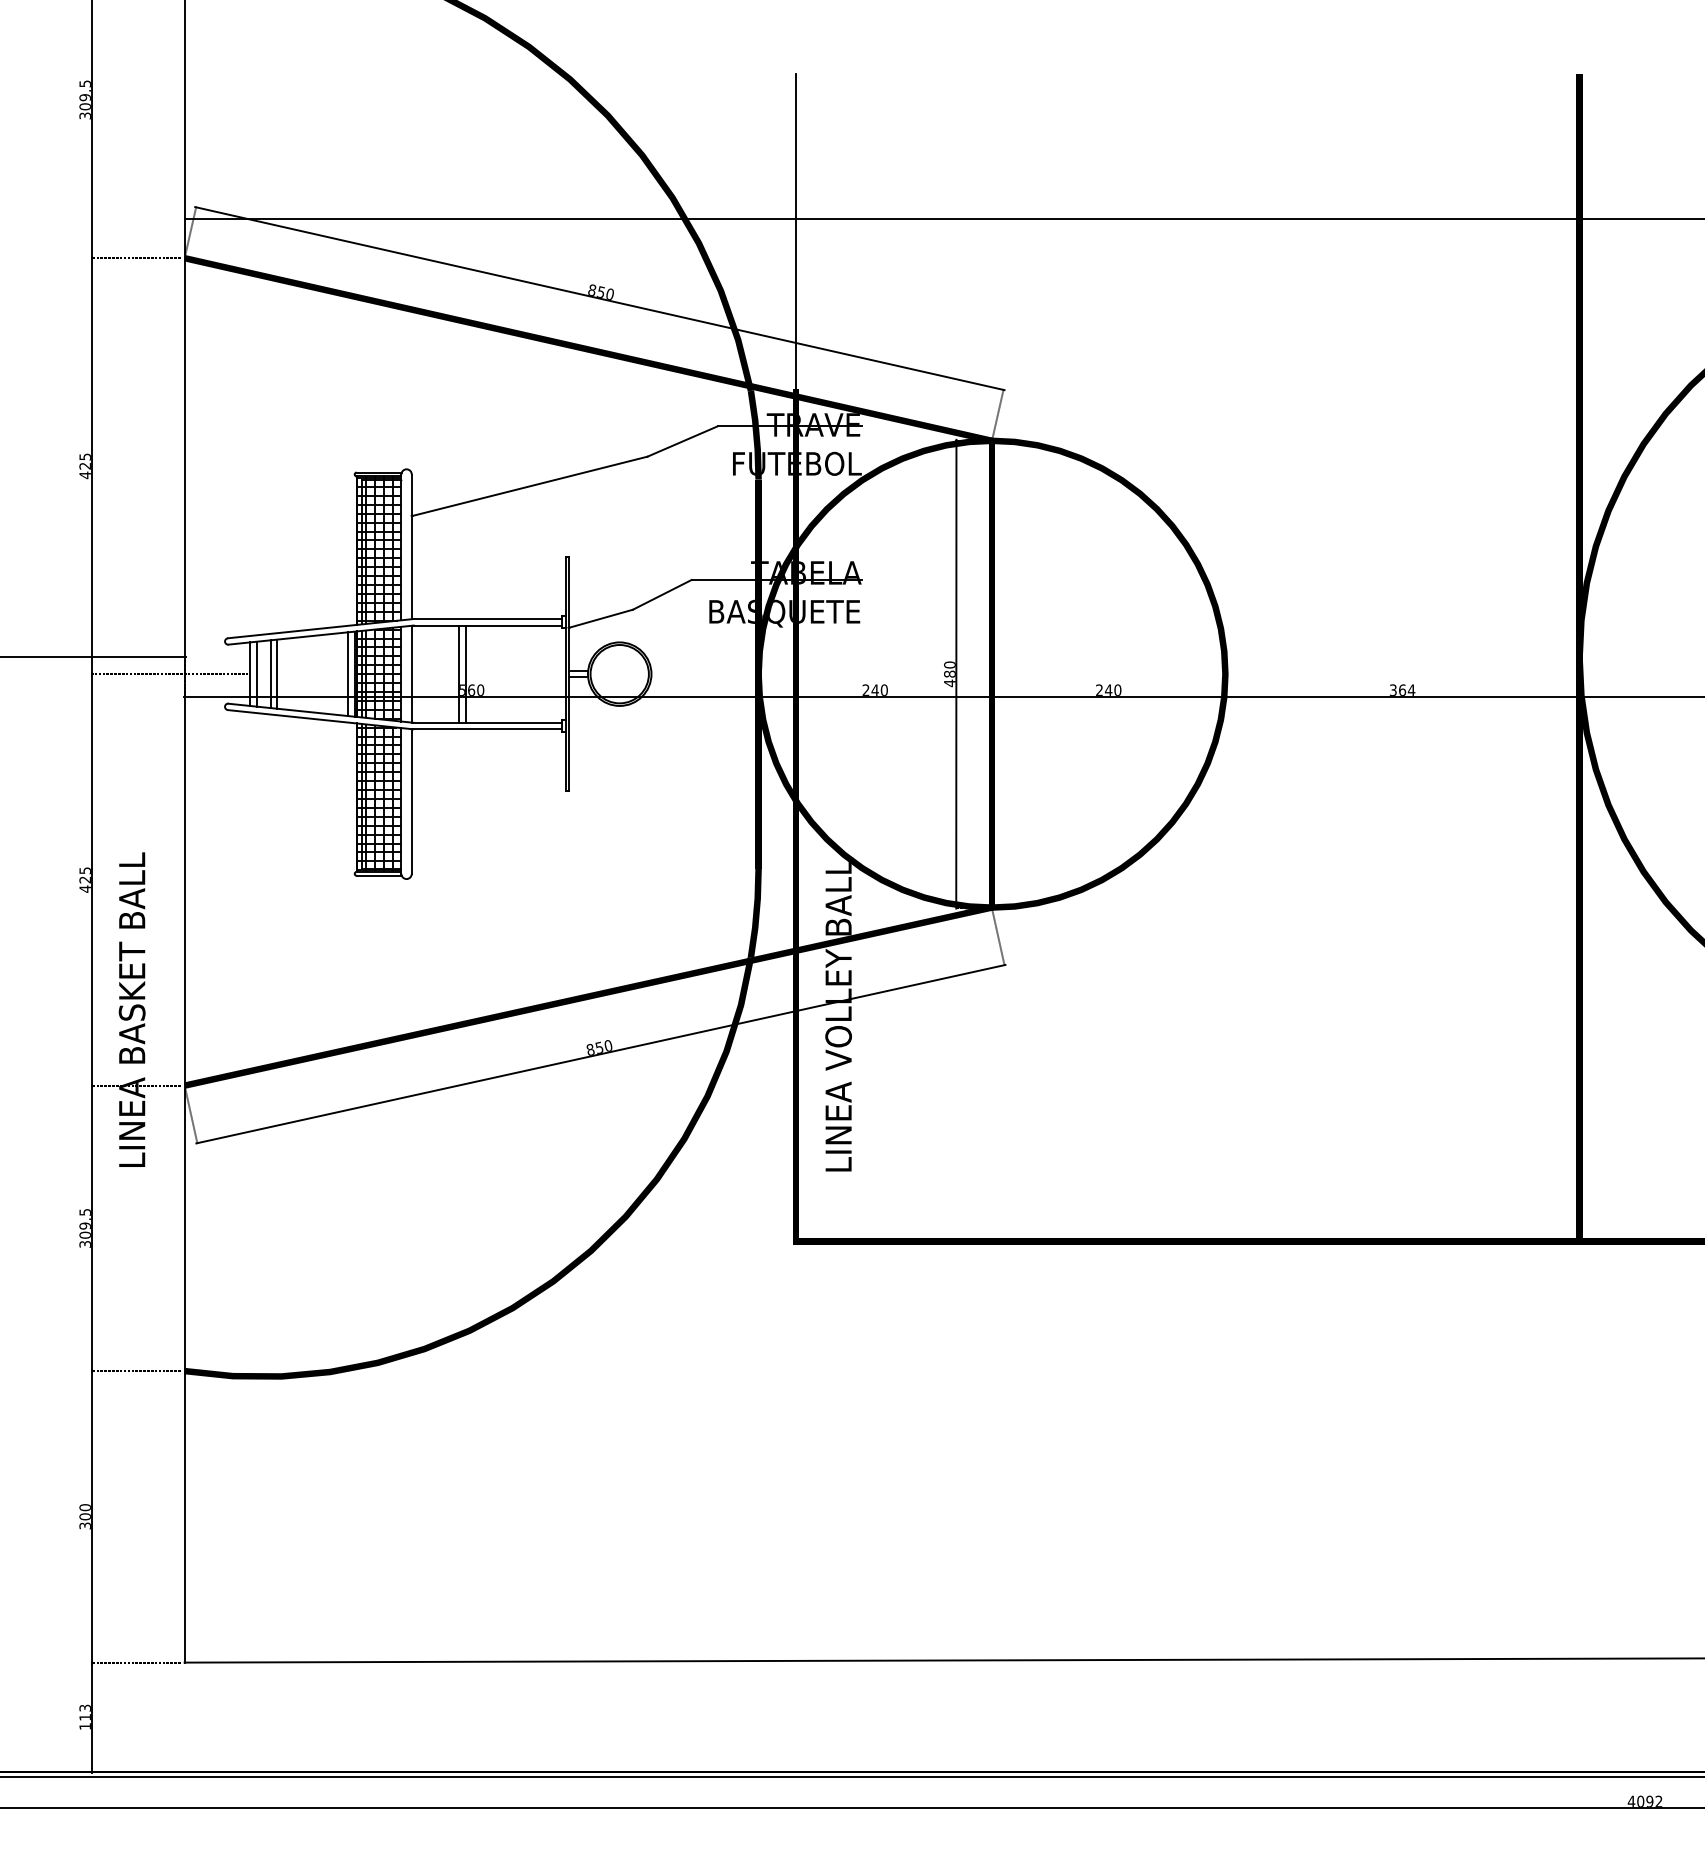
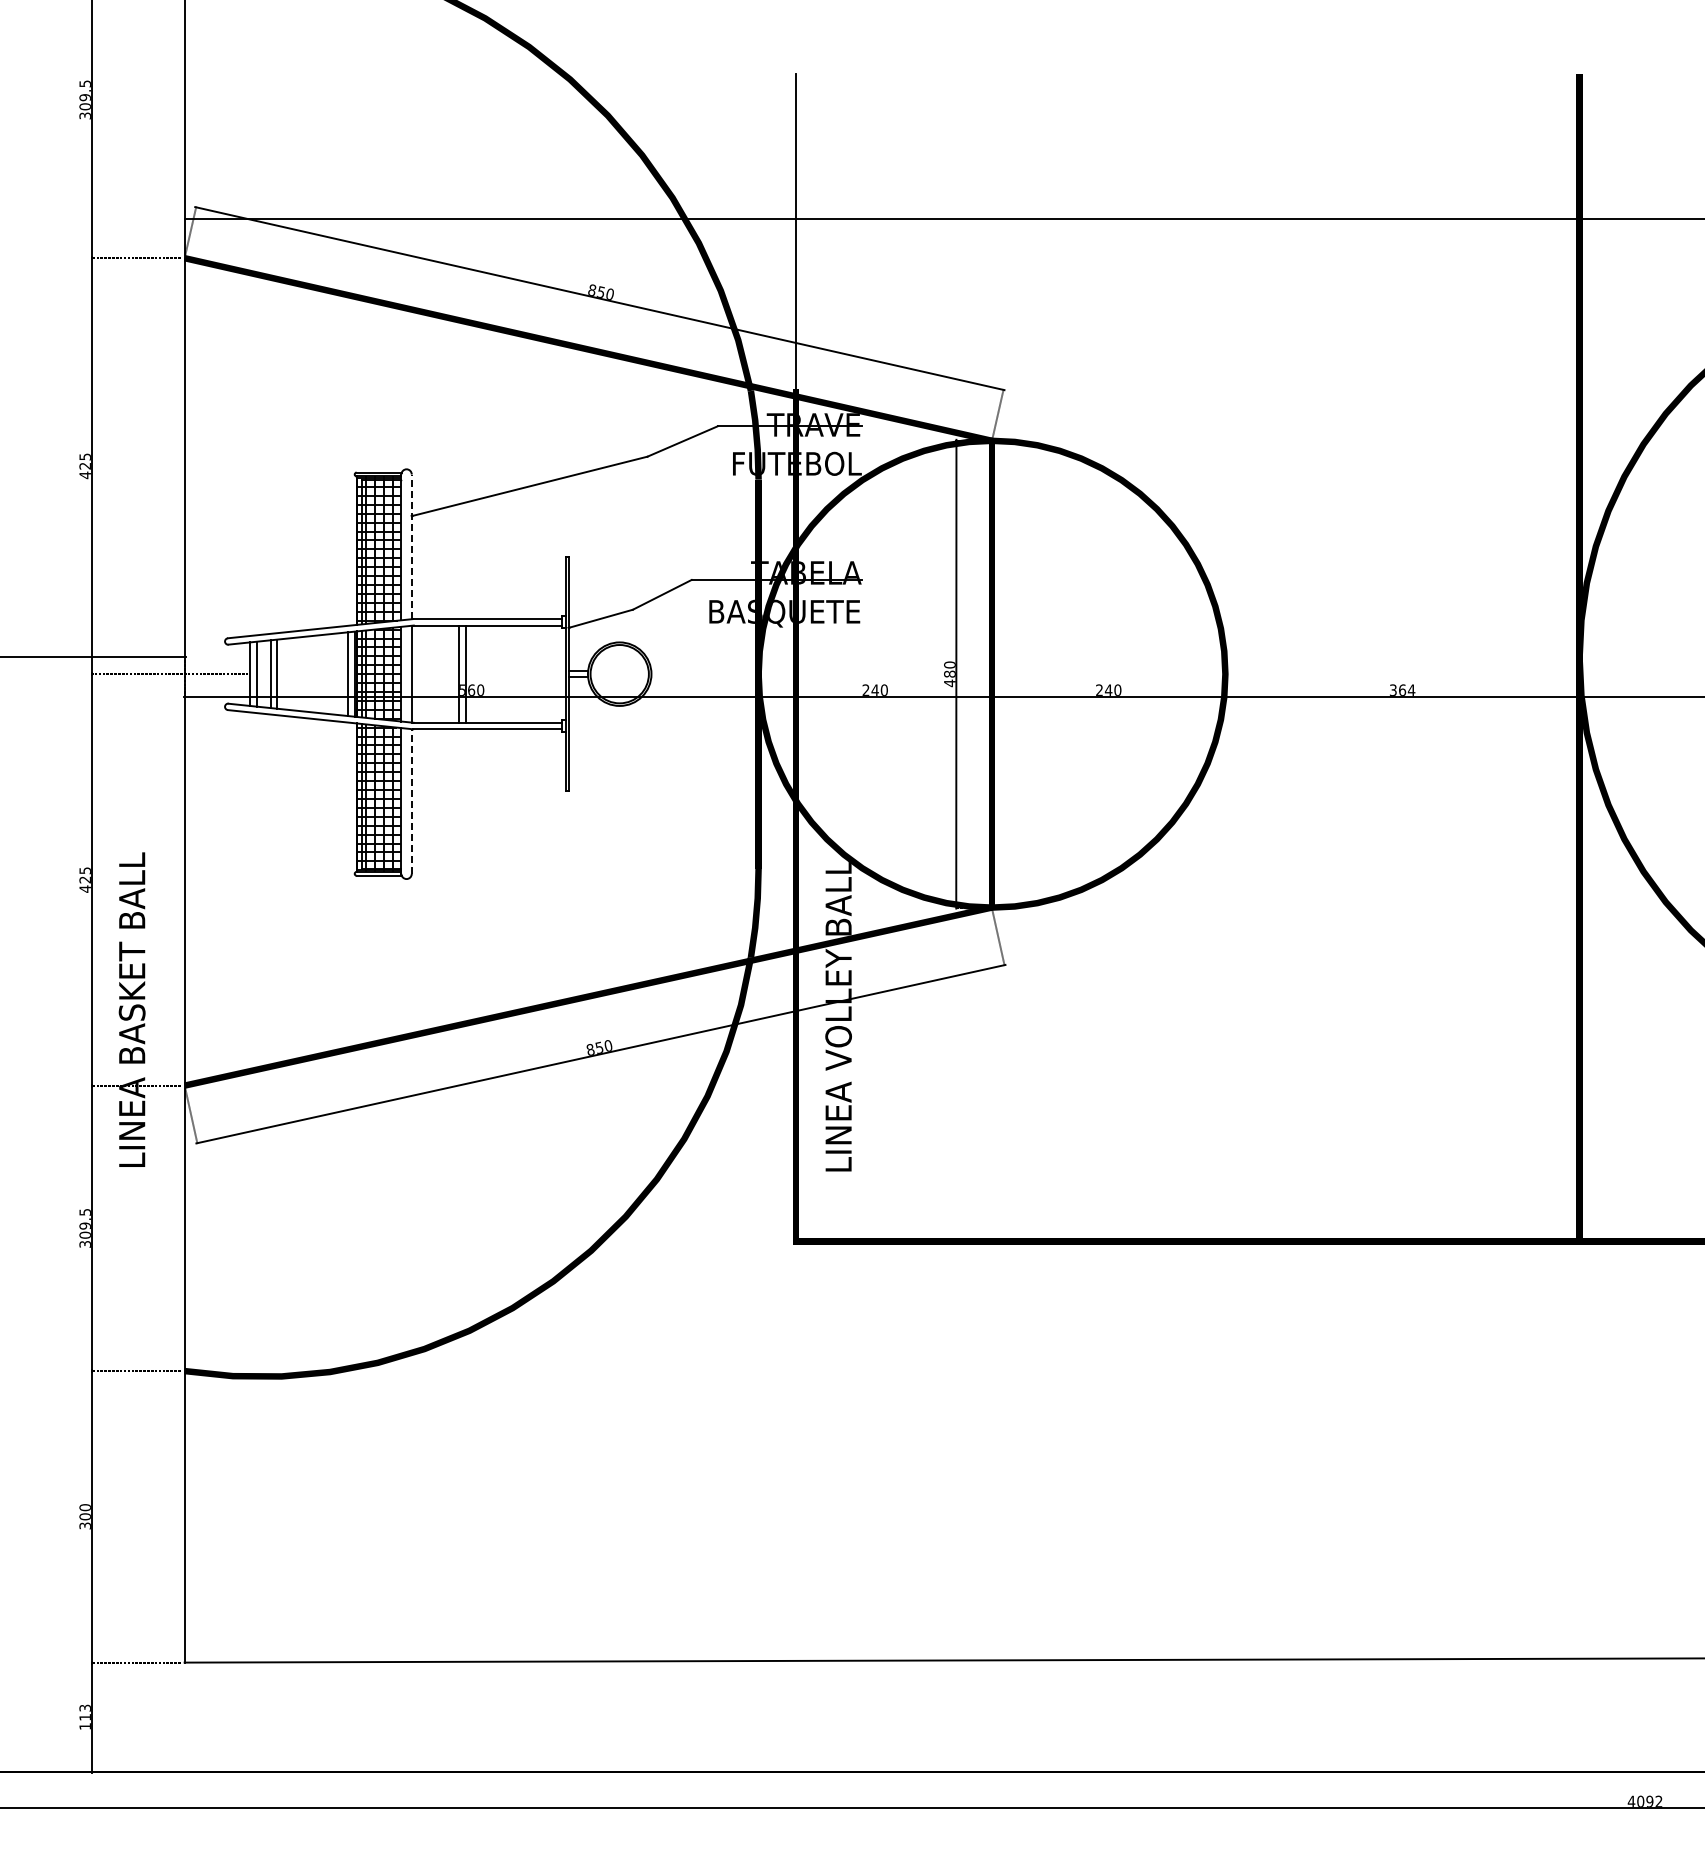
line: solid -> dashed (411, 546)
line: solid -> dashed (411, 801)
line: present -> none (851, 1776)
